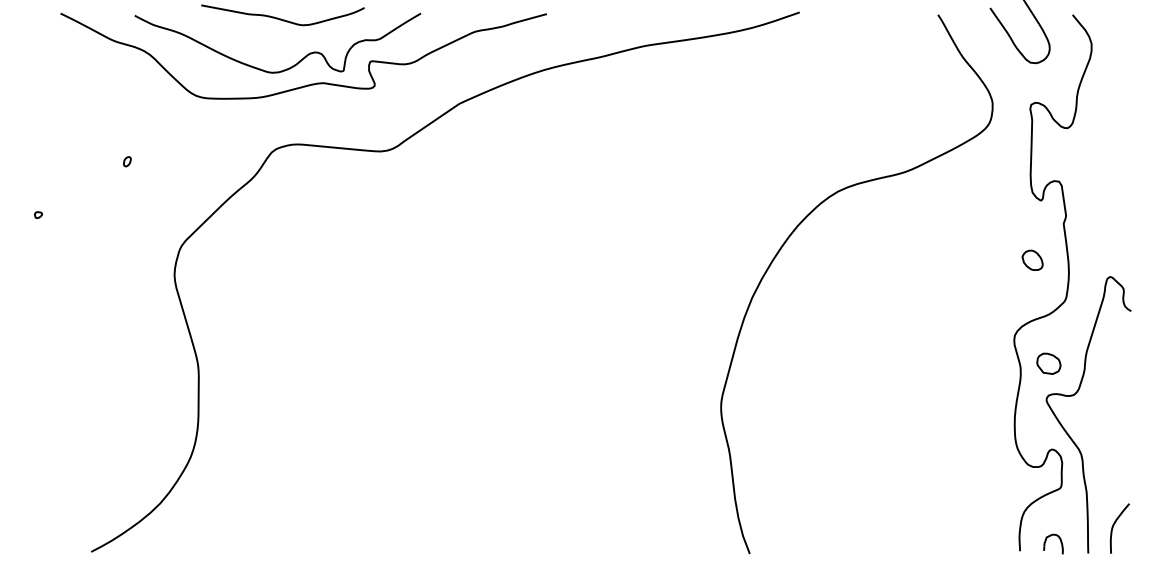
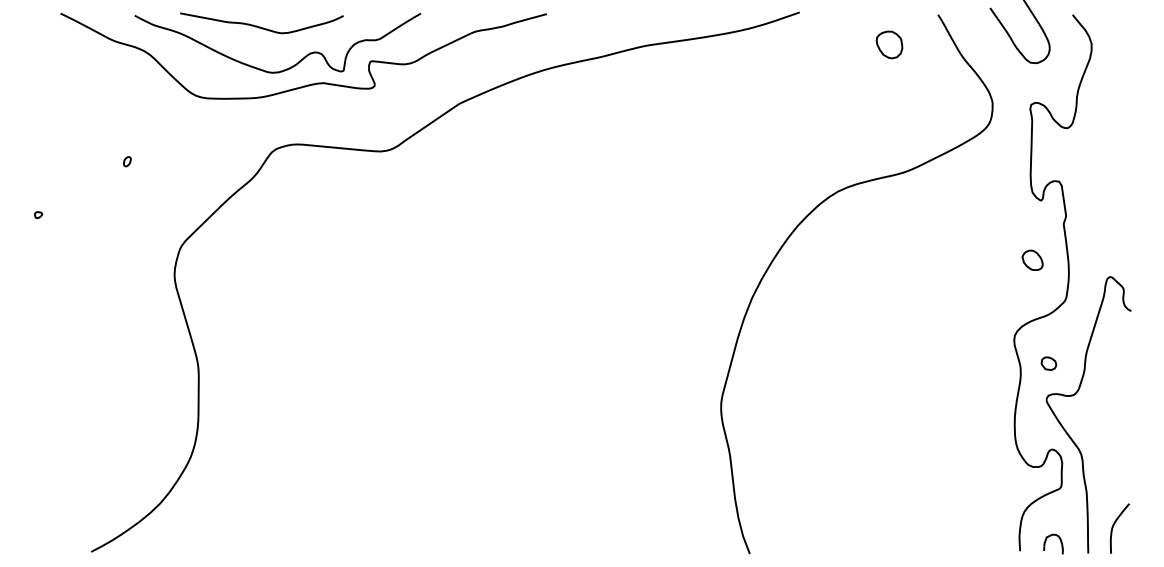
curve position: (281, 18) -> (260, 26) (260, 26)
part: none -> present (889, 44)
part size: 26x23 px -> 18x15 px (1048, 363)
